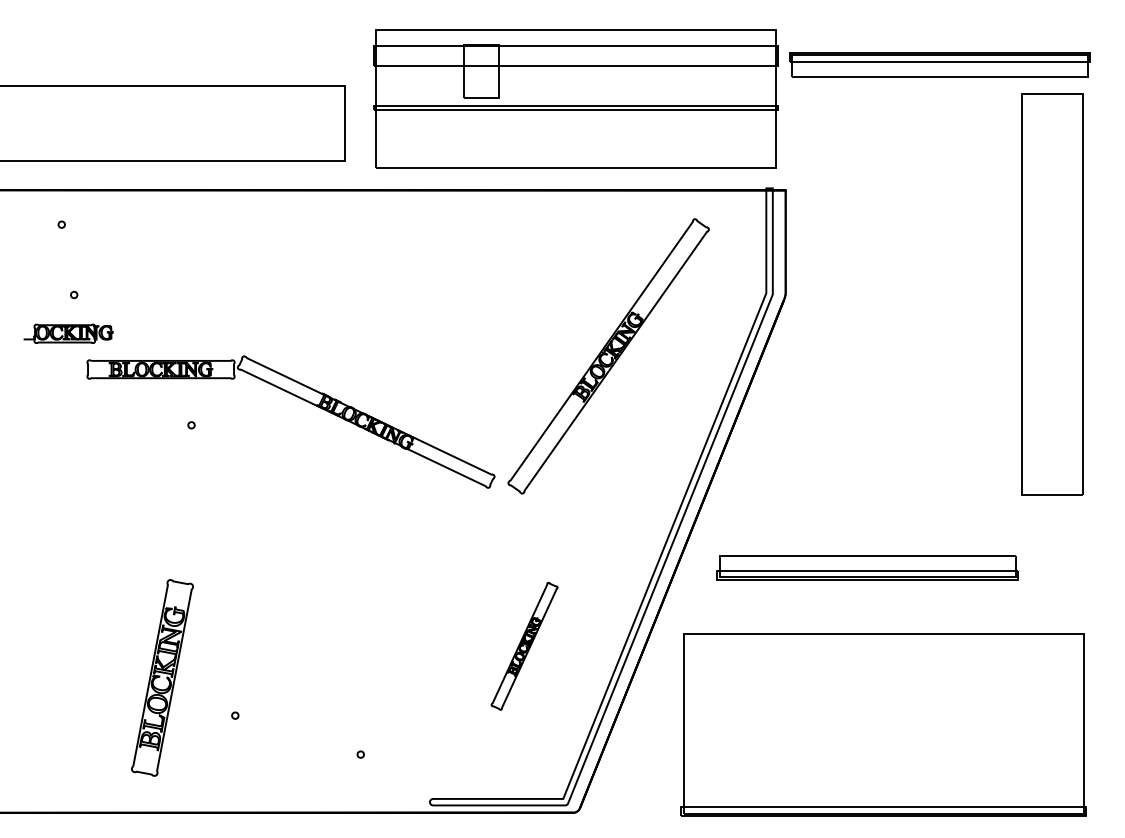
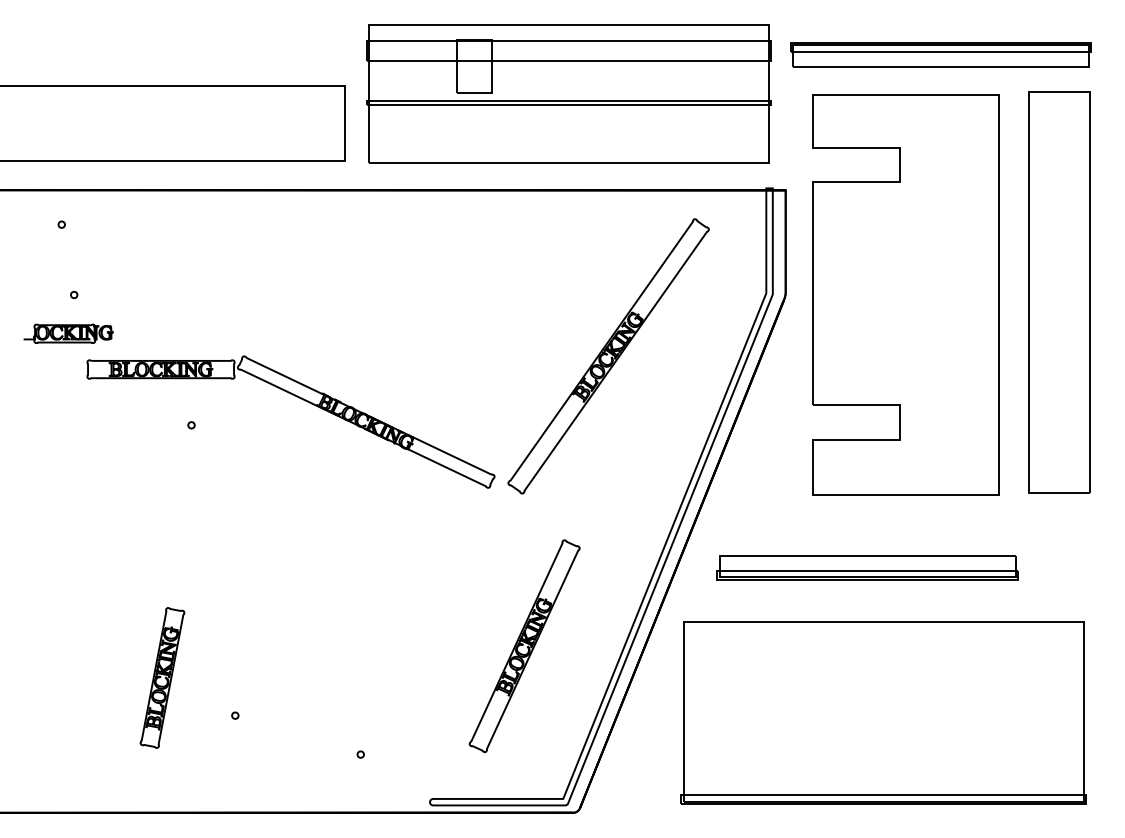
part position: (939, 64) -> (940, 54) (940, 54)
part position: (575, 98) -> (568, 93) (568, 93)
part: none -> present (905, 294)
part position: (1052, 294) -> (1059, 292) (1059, 292)
part size: 69x130 px -> 113x215 px (524, 646)
part size: 63x198 px -> 47x142 px (162, 677)
part position: (883, 724) -> (883, 712) (883, 712)
